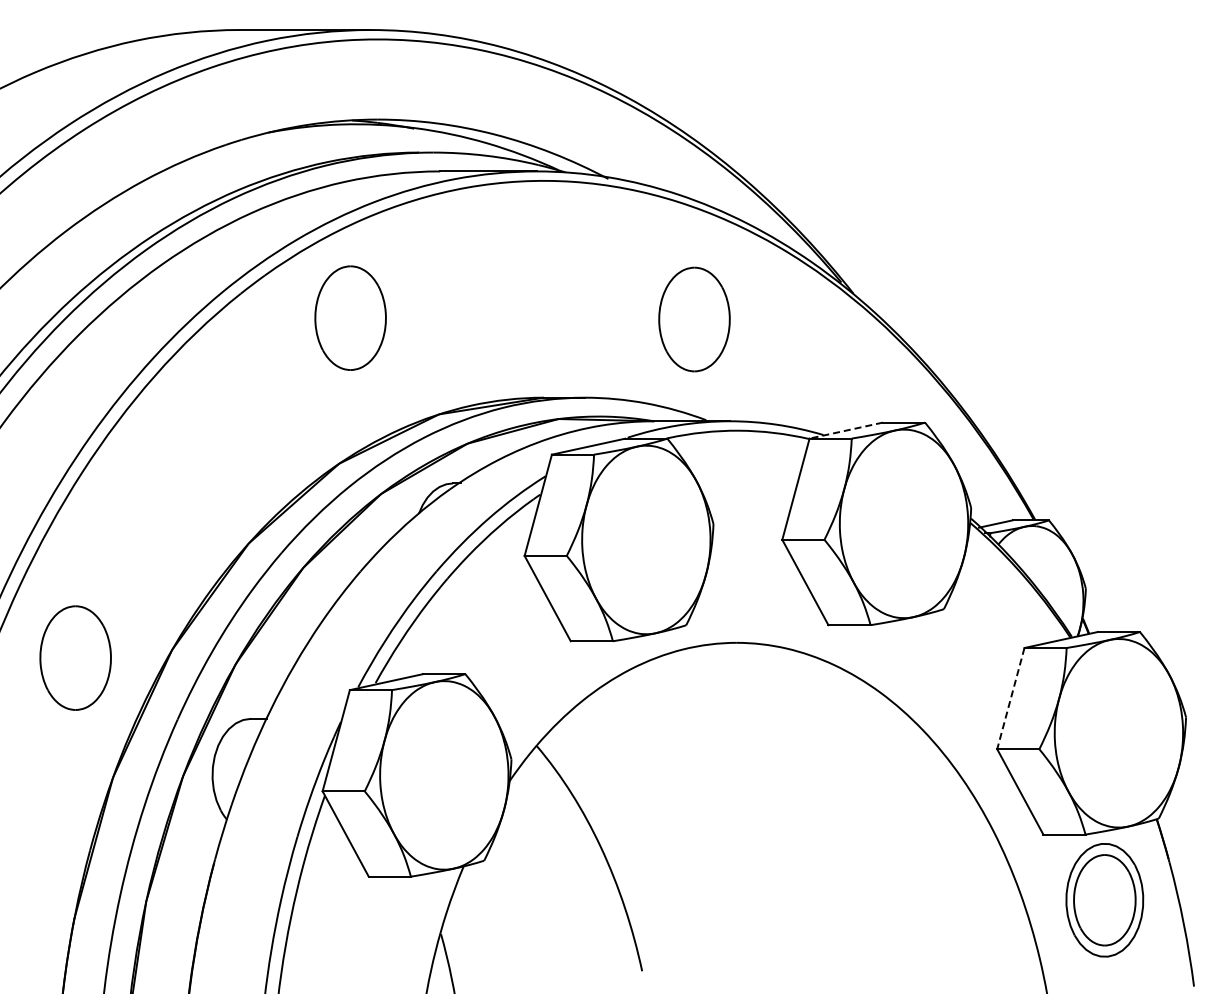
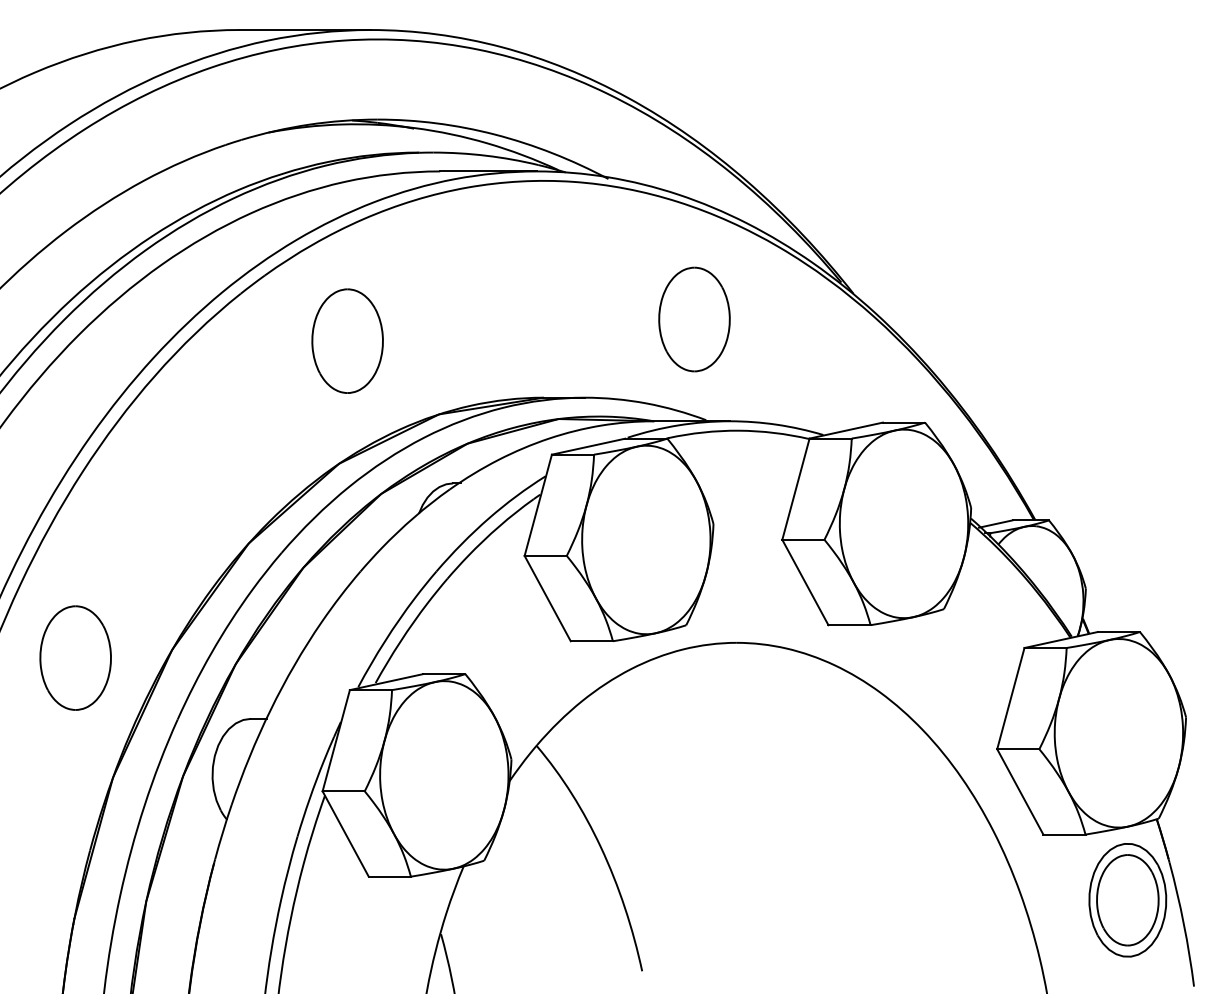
part position: (350, 317) -> (347, 340) (347, 340)
line: dashed -> solid (846, 430)
line: dashed -> solid (1010, 699)
part position: (1104, 900) -> (1127, 900) (1127, 900)
